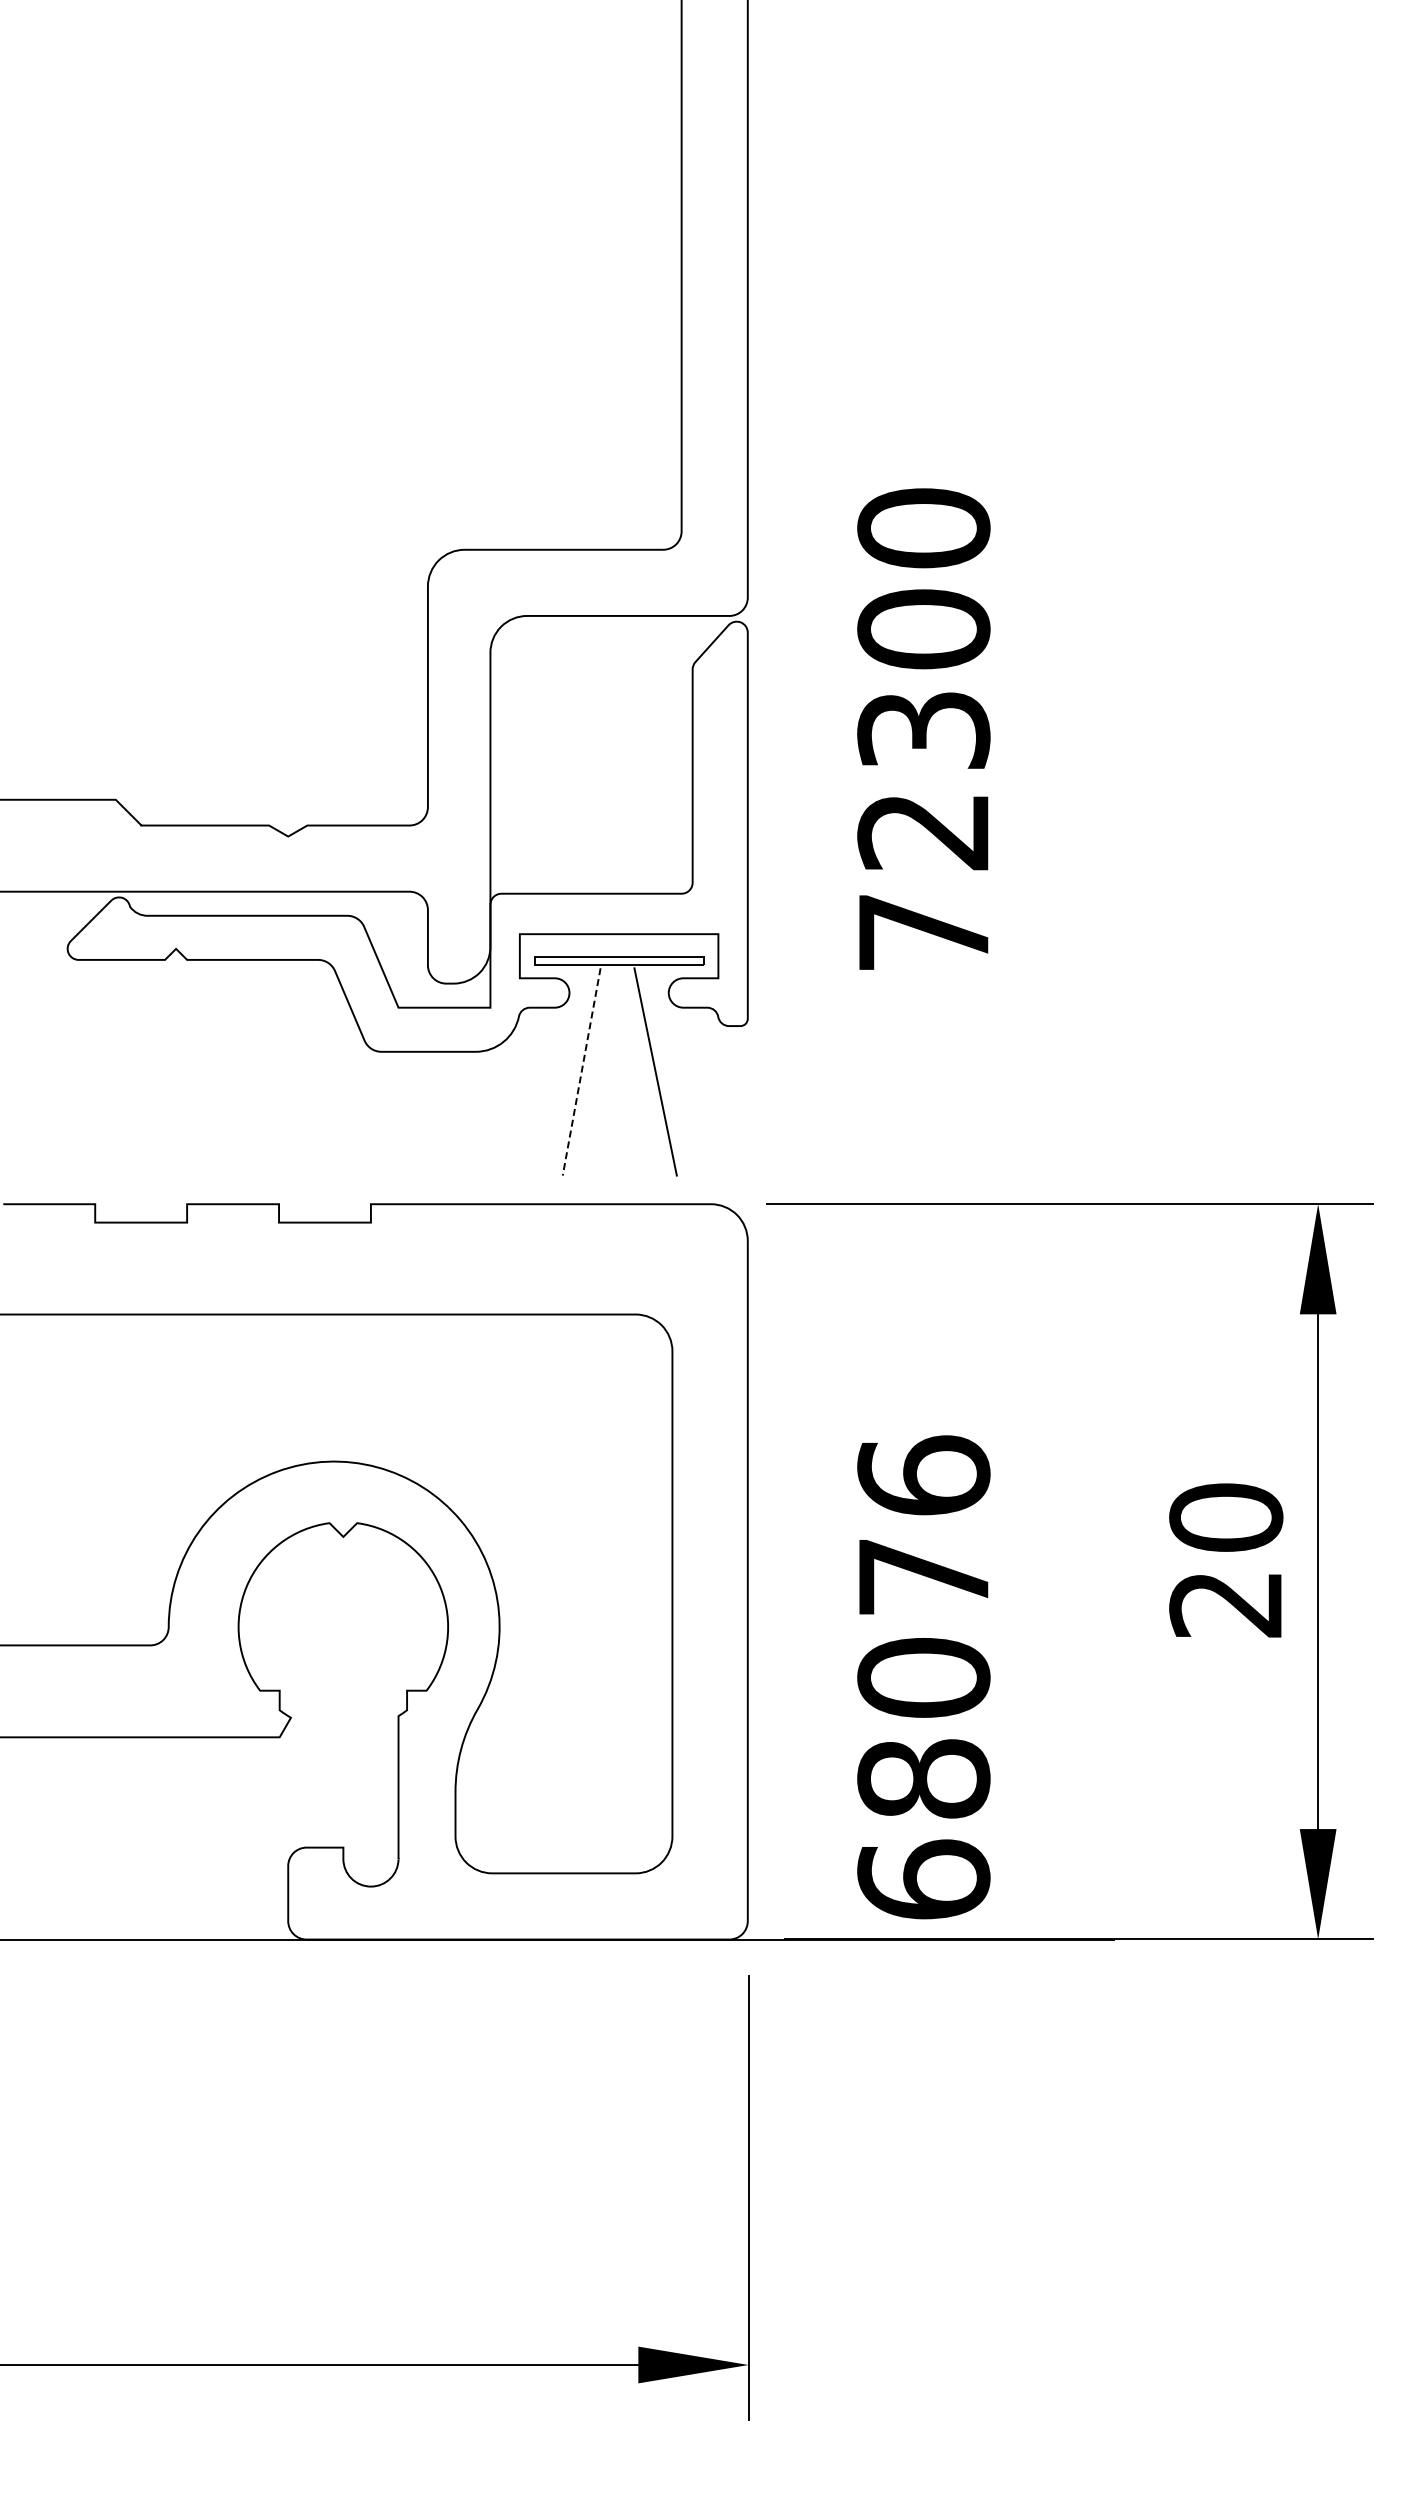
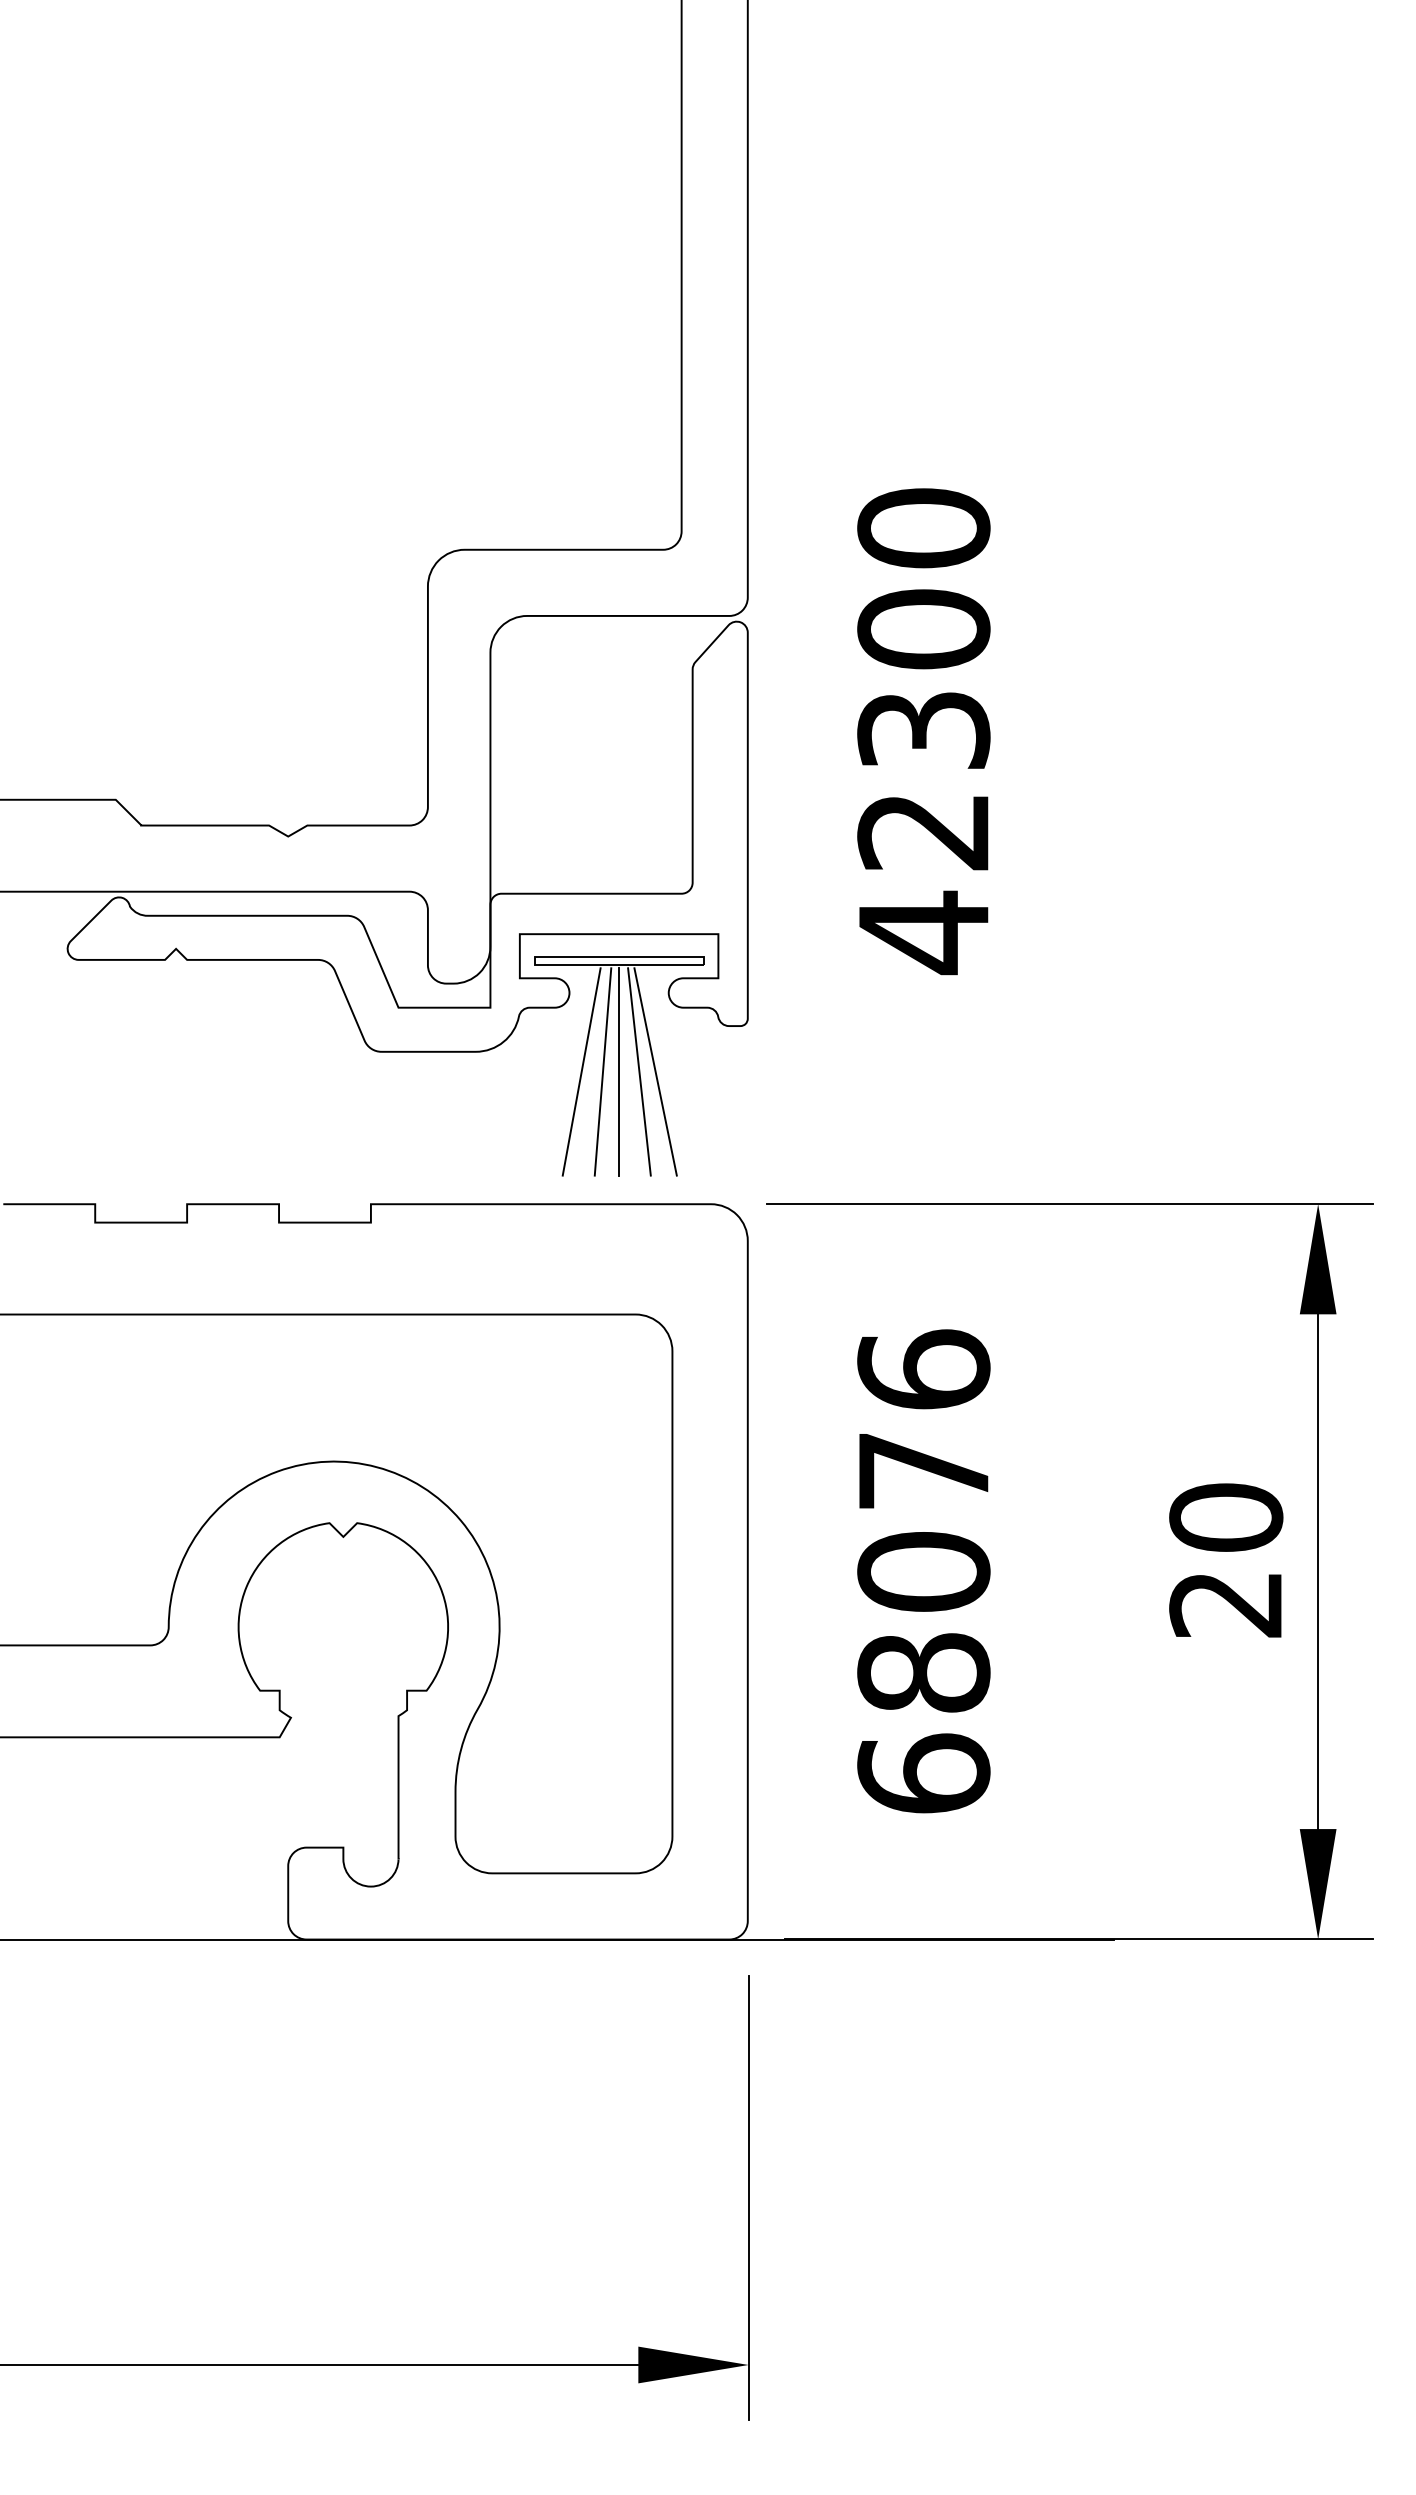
text: 72300 -> 42300 (923, 932)
line: none -> present (602, 1071)
line: none -> present (619, 1071)
line: none -> present (639, 1071)
line: dashed -> solid (581, 1072)
text position: (923, 1677) -> (923, 1571) (923, 1571)
